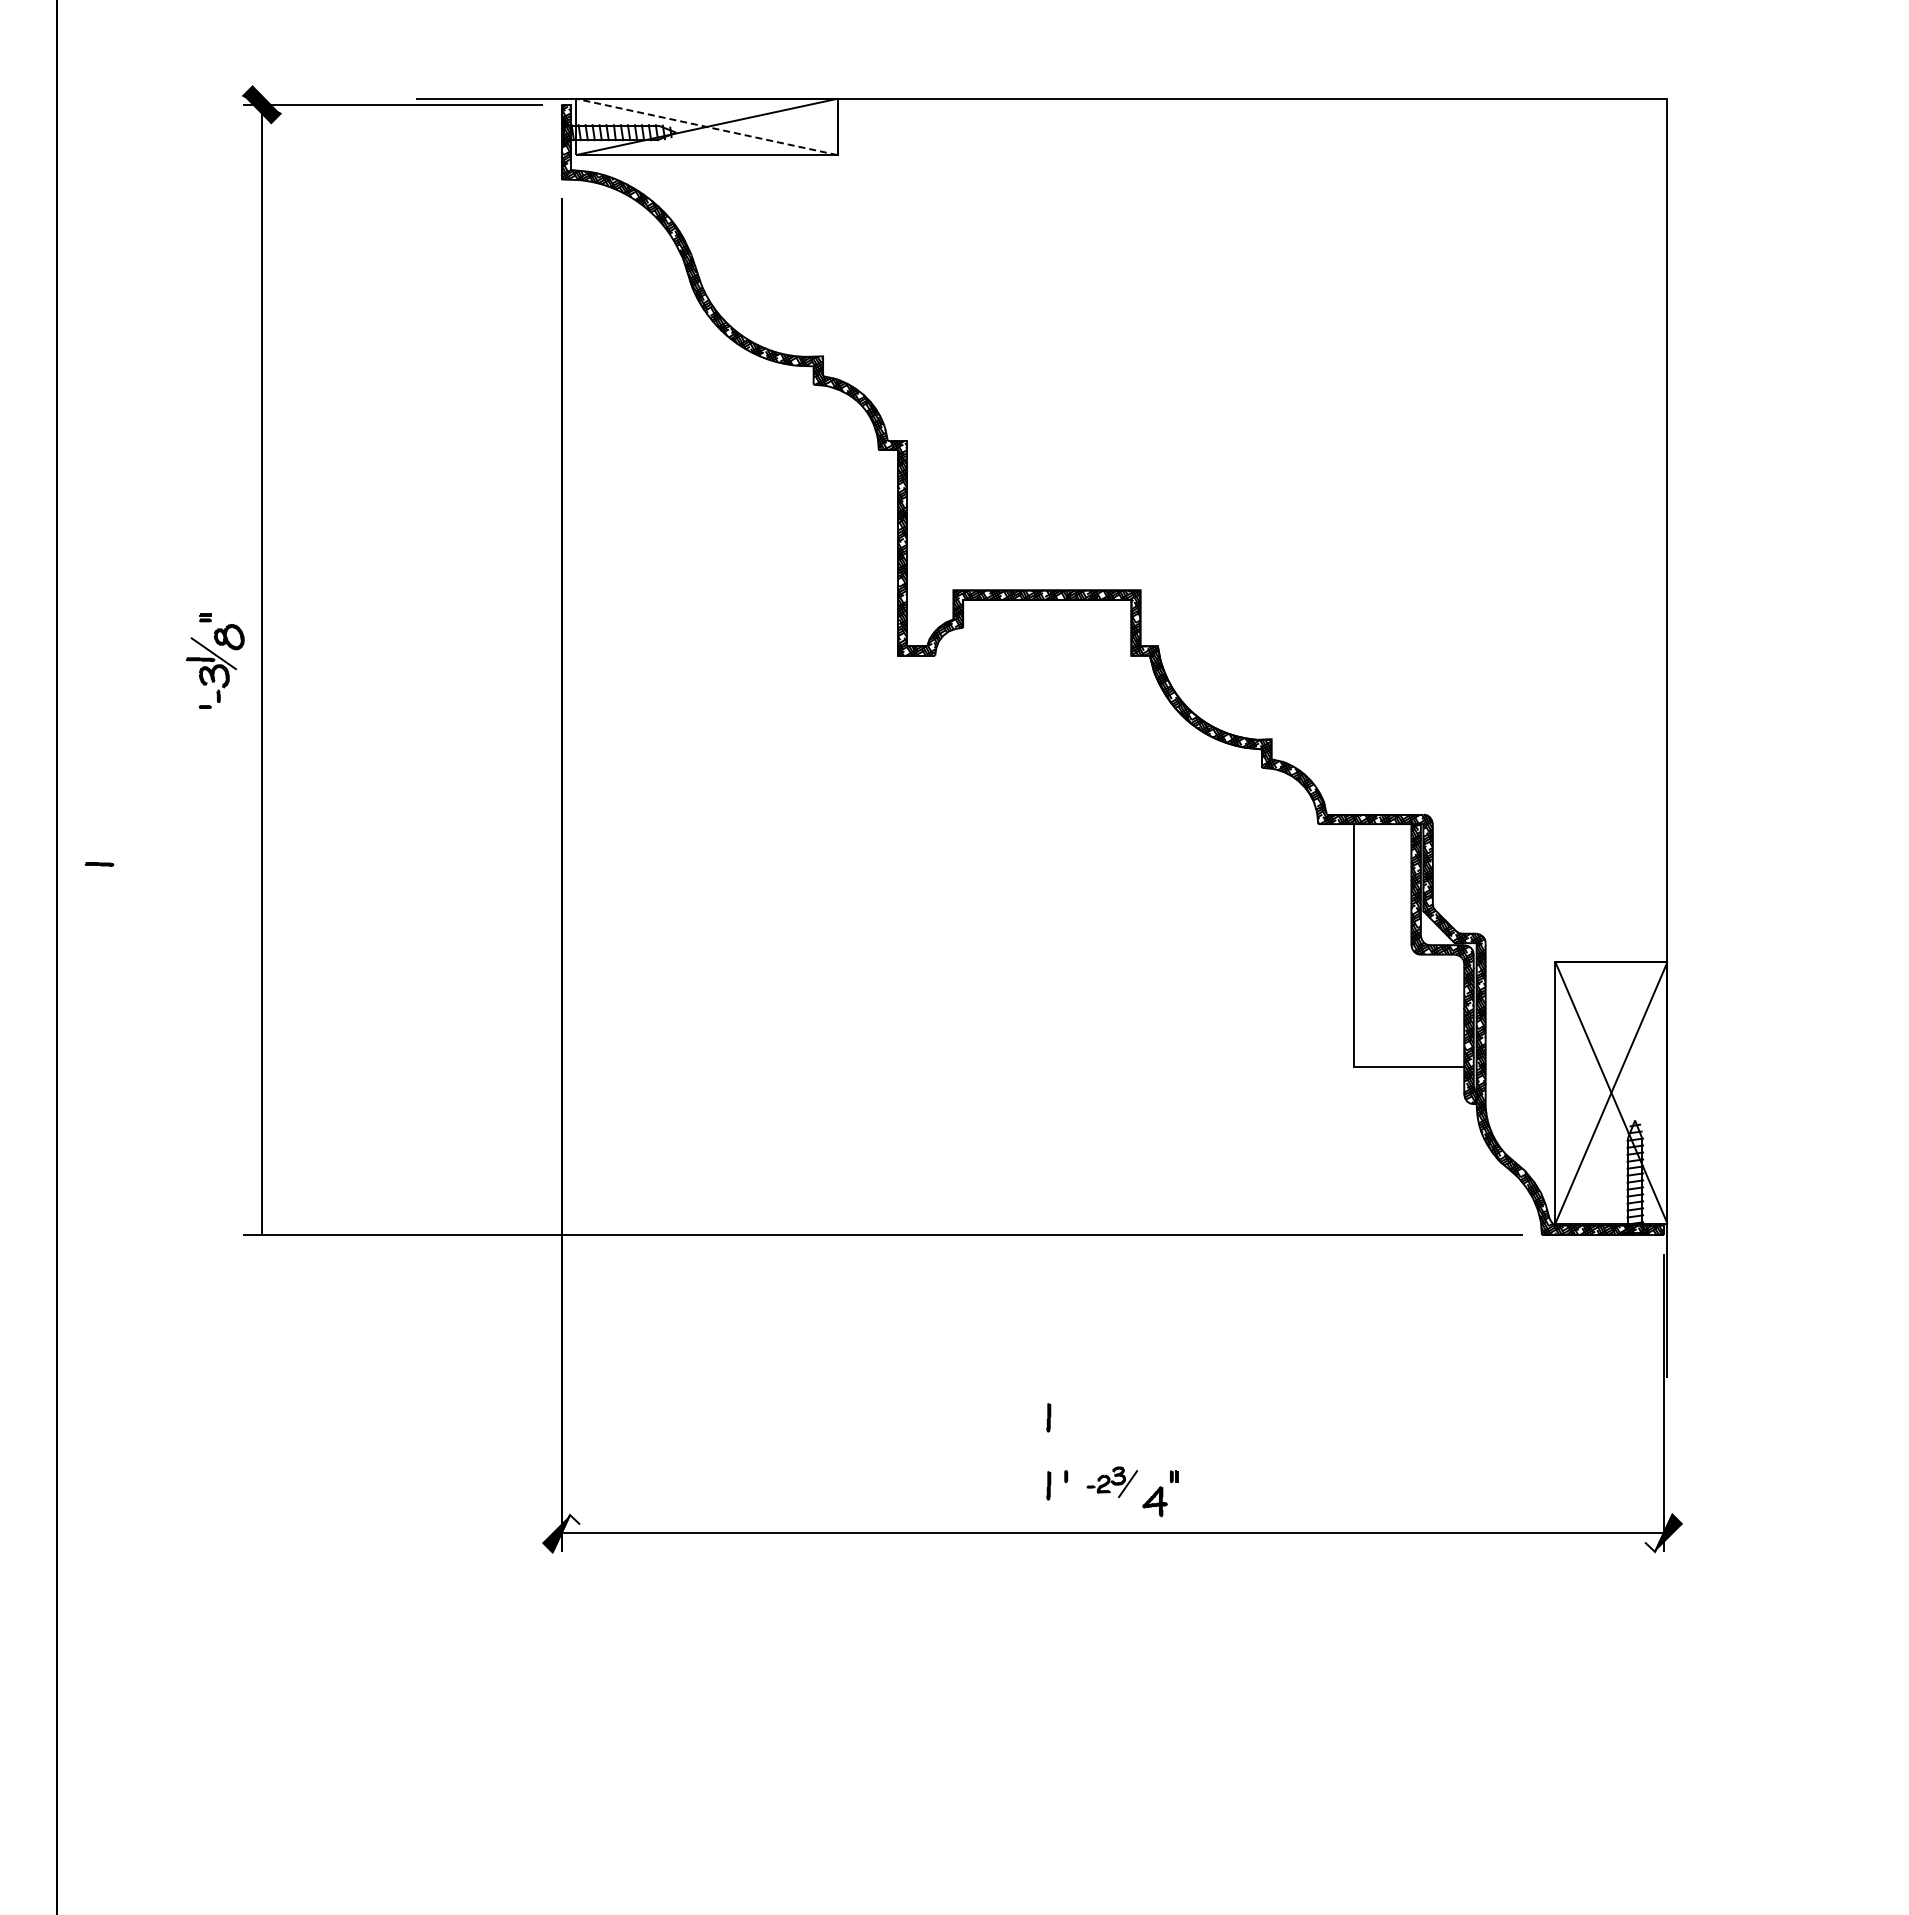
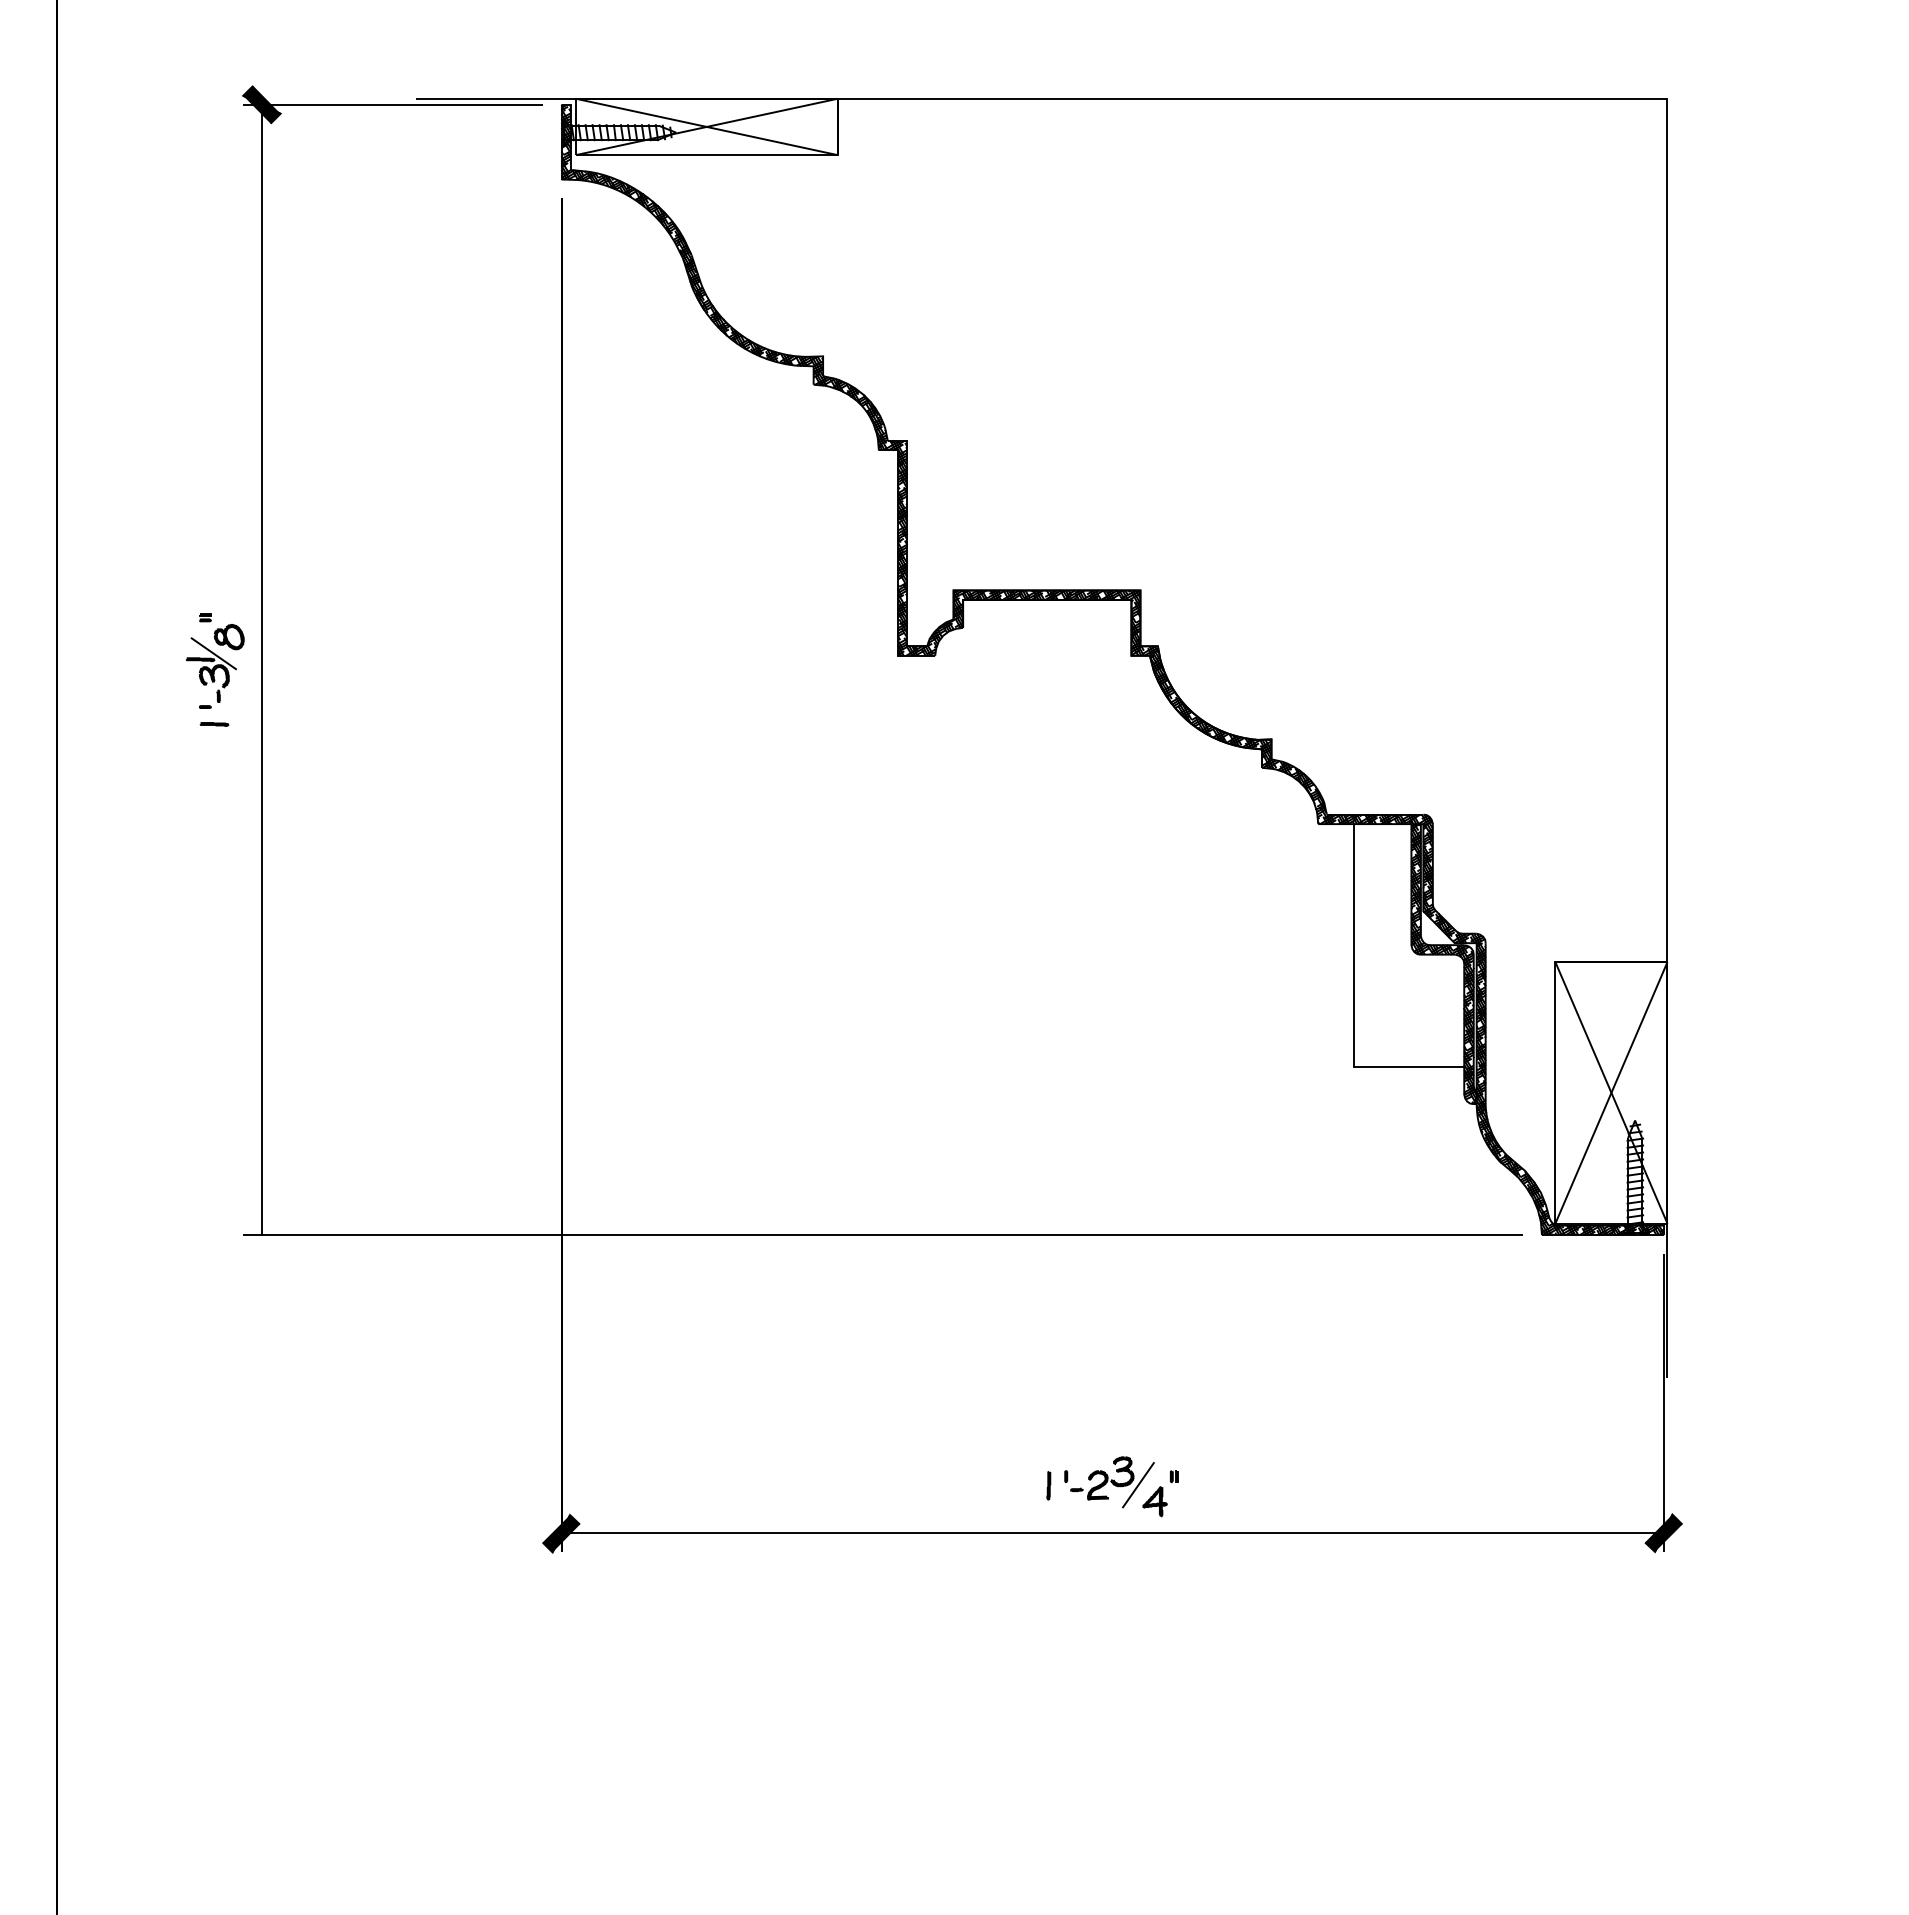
line: dashed -> solid (706, 126)
line position: (99, 864) -> (214, 724) (214, 724)
part: present -> none (1048, 1417)
part size: 52x33 px -> 85x53 px (1112, 1482)
fill: none -> present (1658, 1532)
fill: none -> present (566, 1533)
